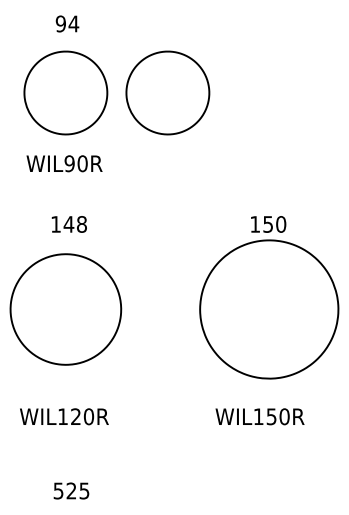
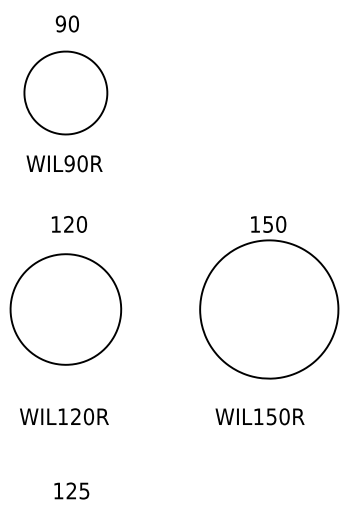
text: 94 -> 90 (73, 23)
part: present -> none (167, 92)
text: 148 -> 120 (75, 224)
text: 525 -> 125 (58, 490)
